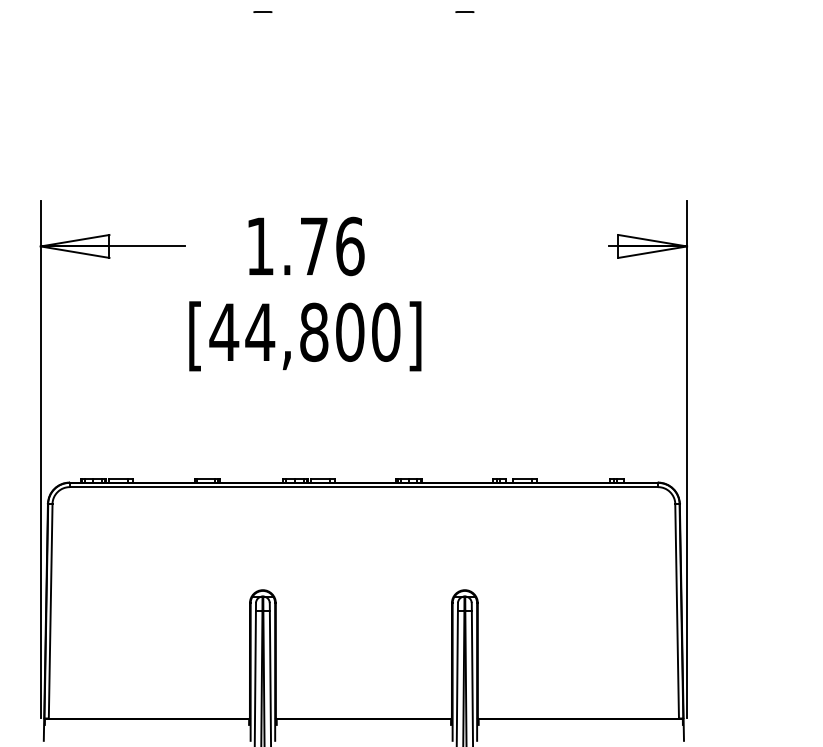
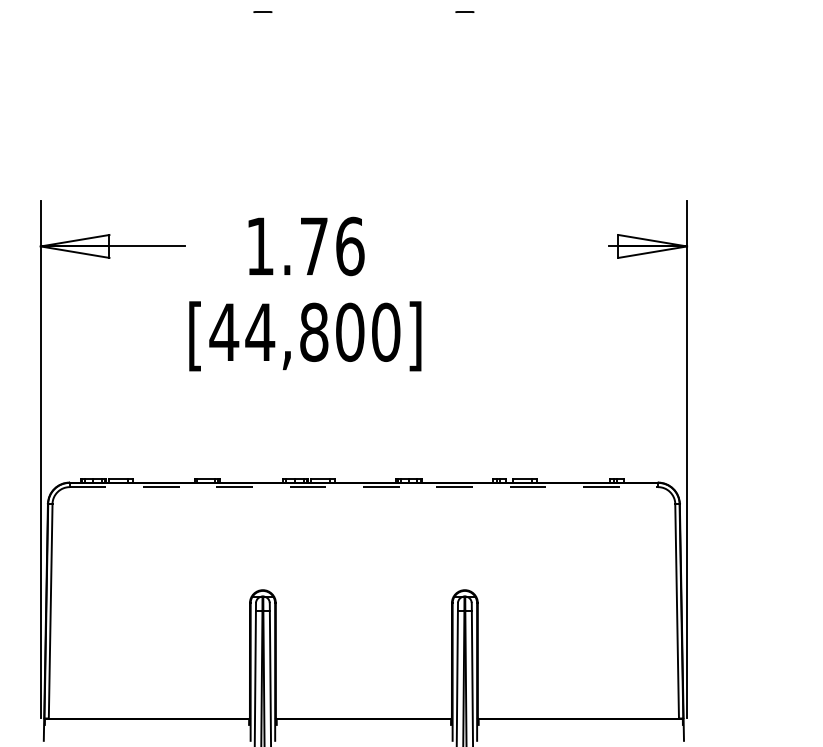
line: solid -> dashed (364, 487)
